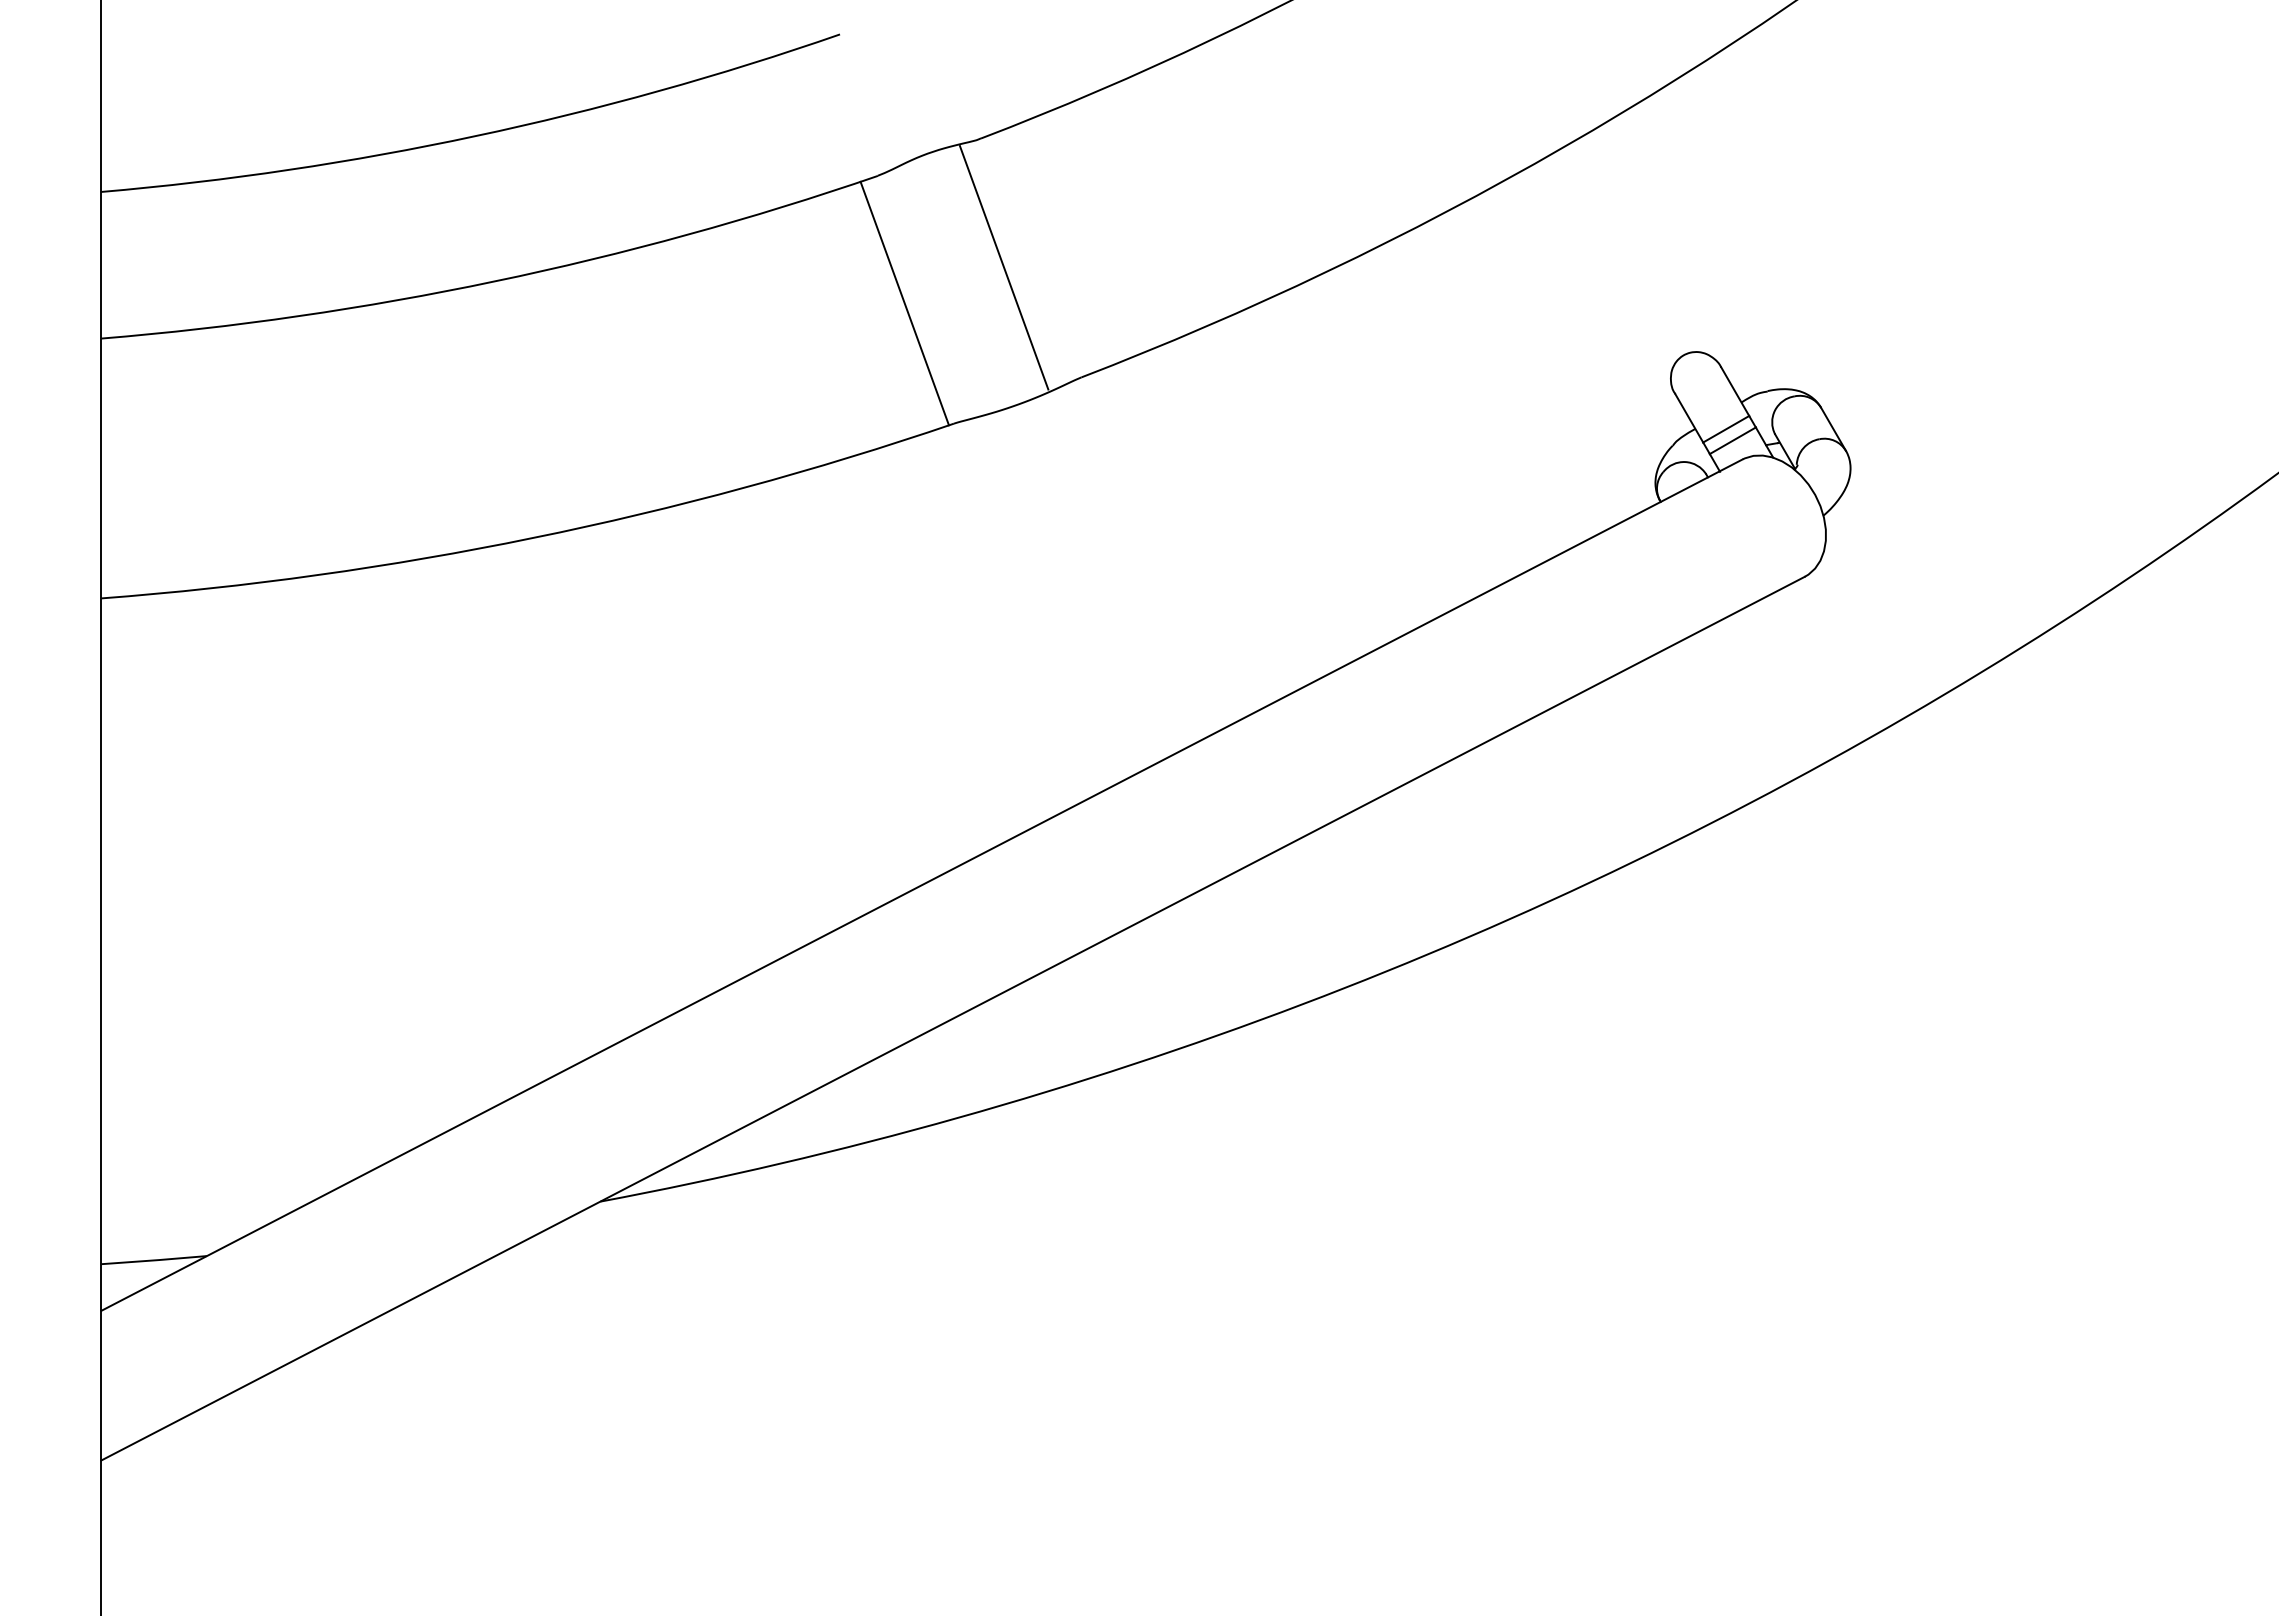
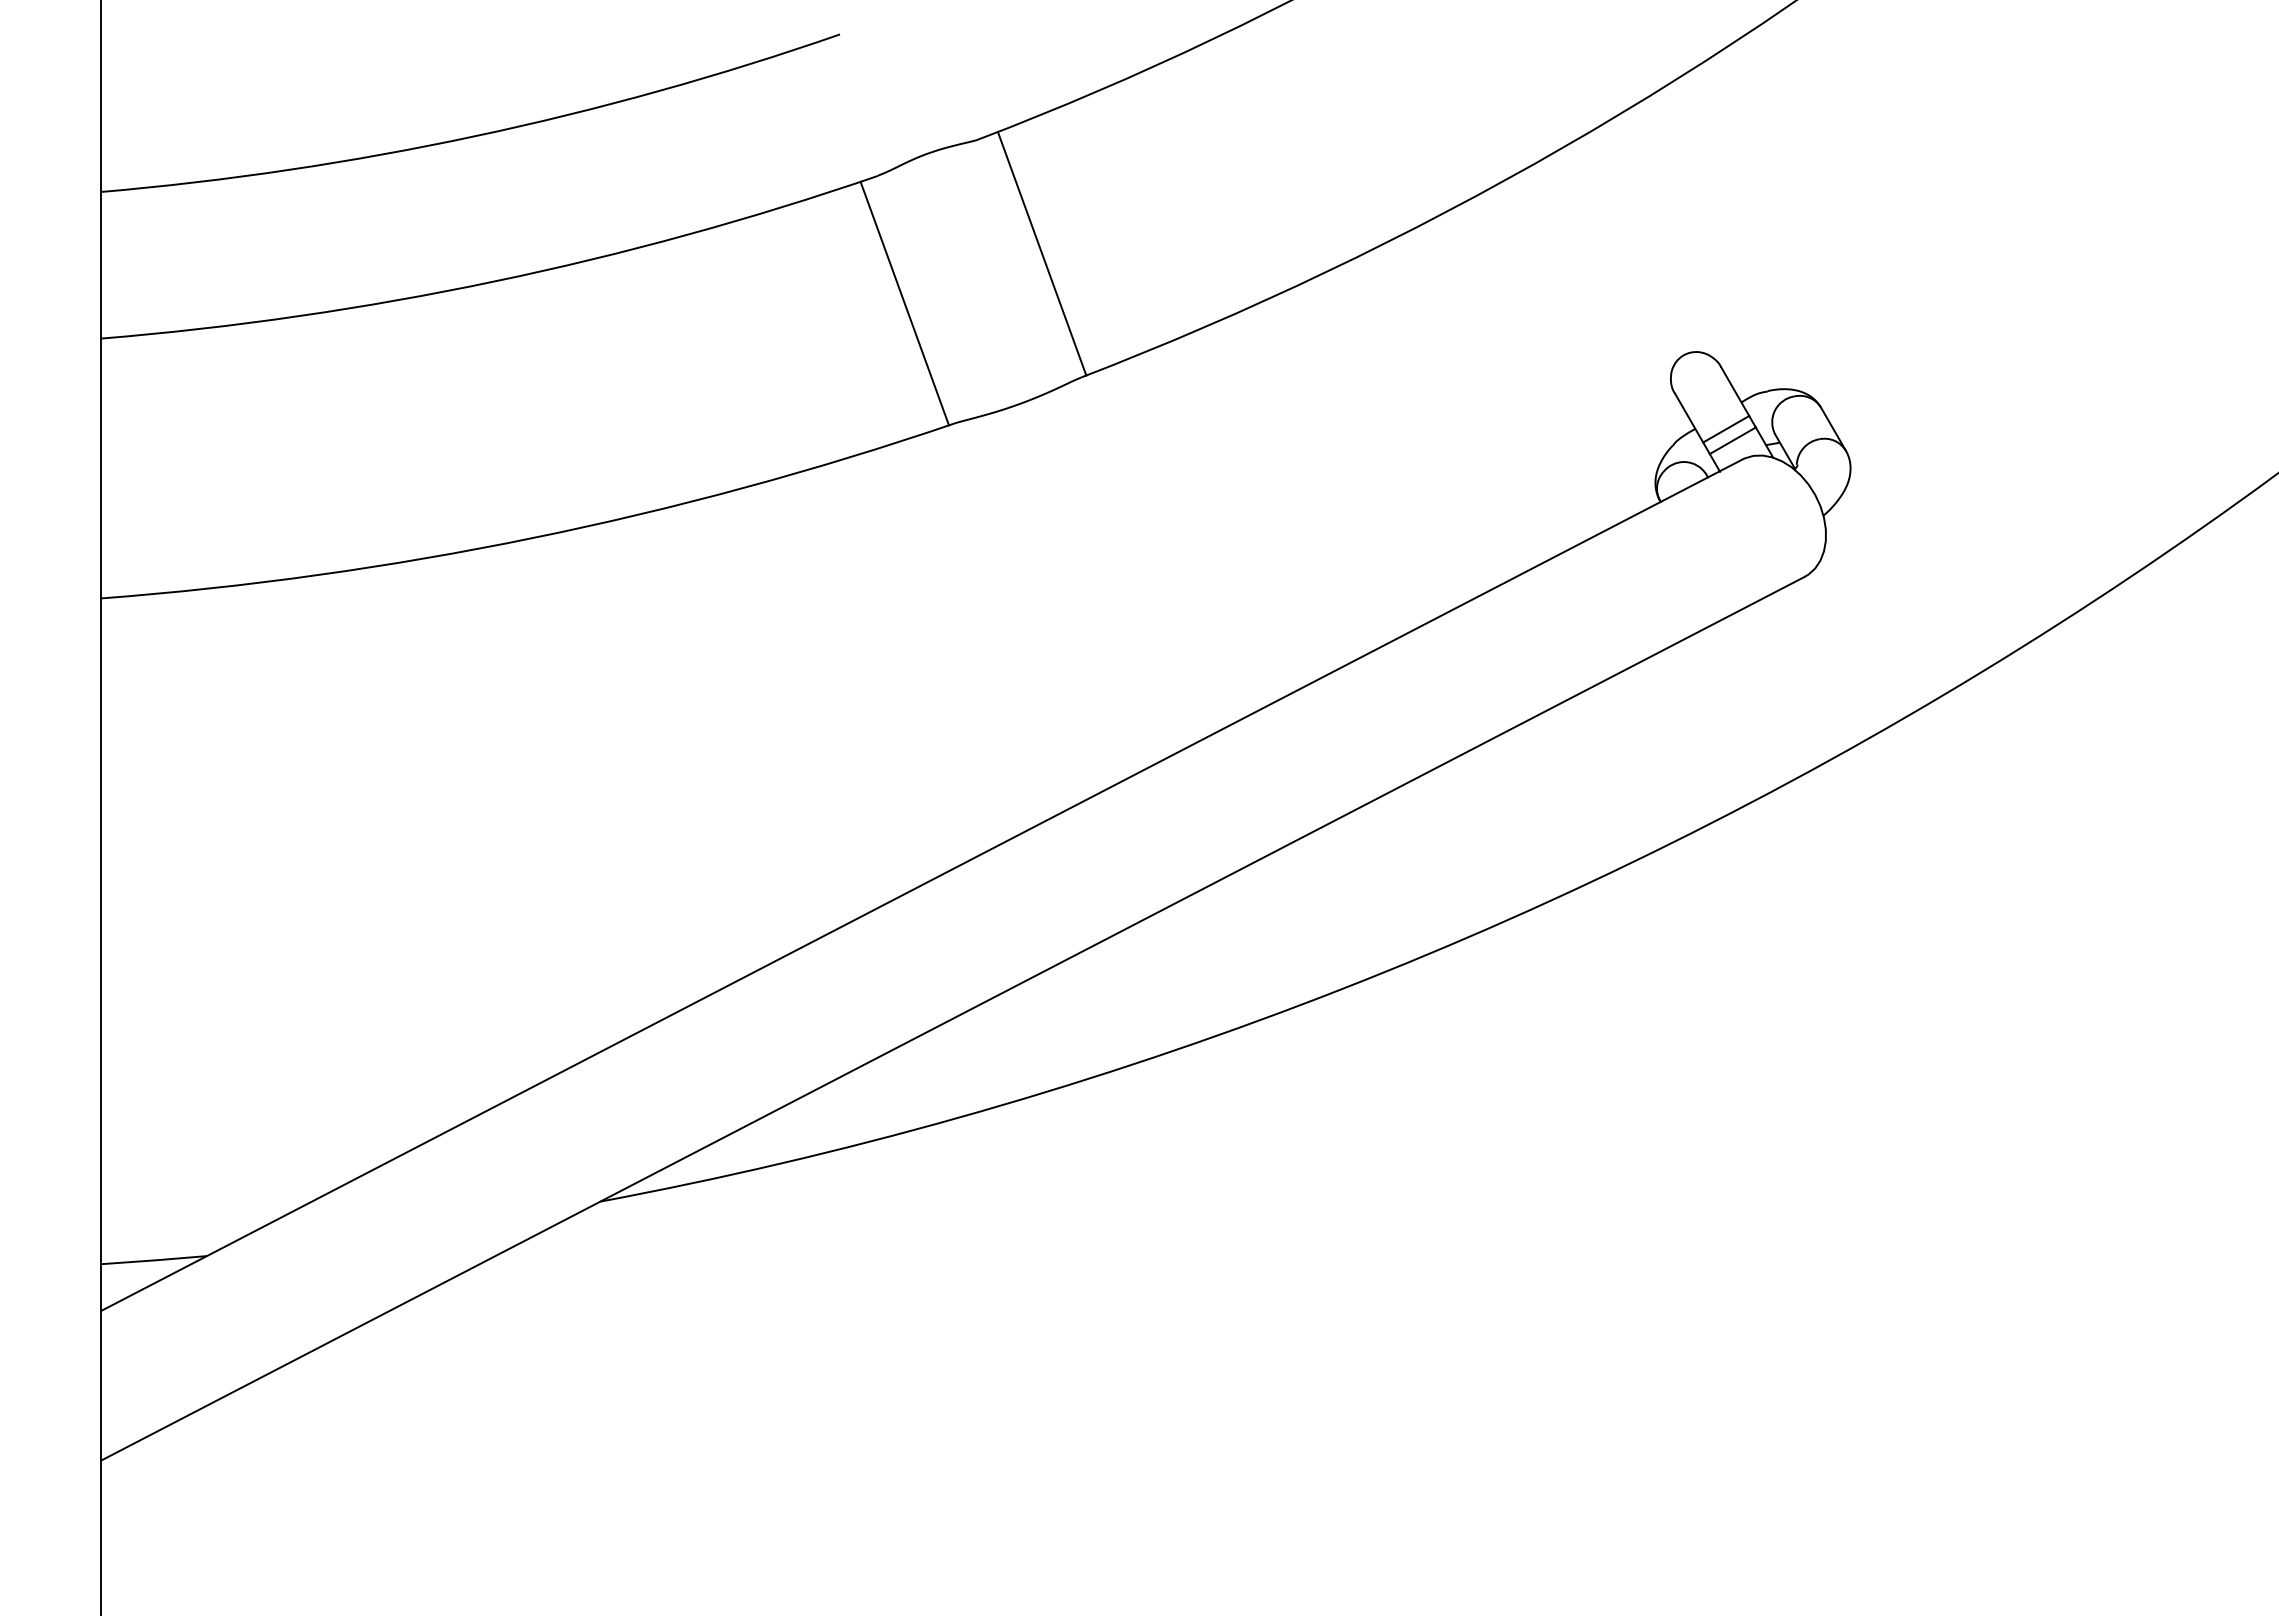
line position: (1003, 267) -> (1041, 253) (1041, 253)
